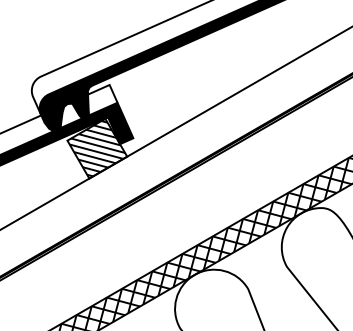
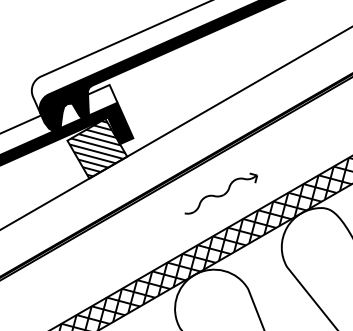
part: none -> present (220, 193)
